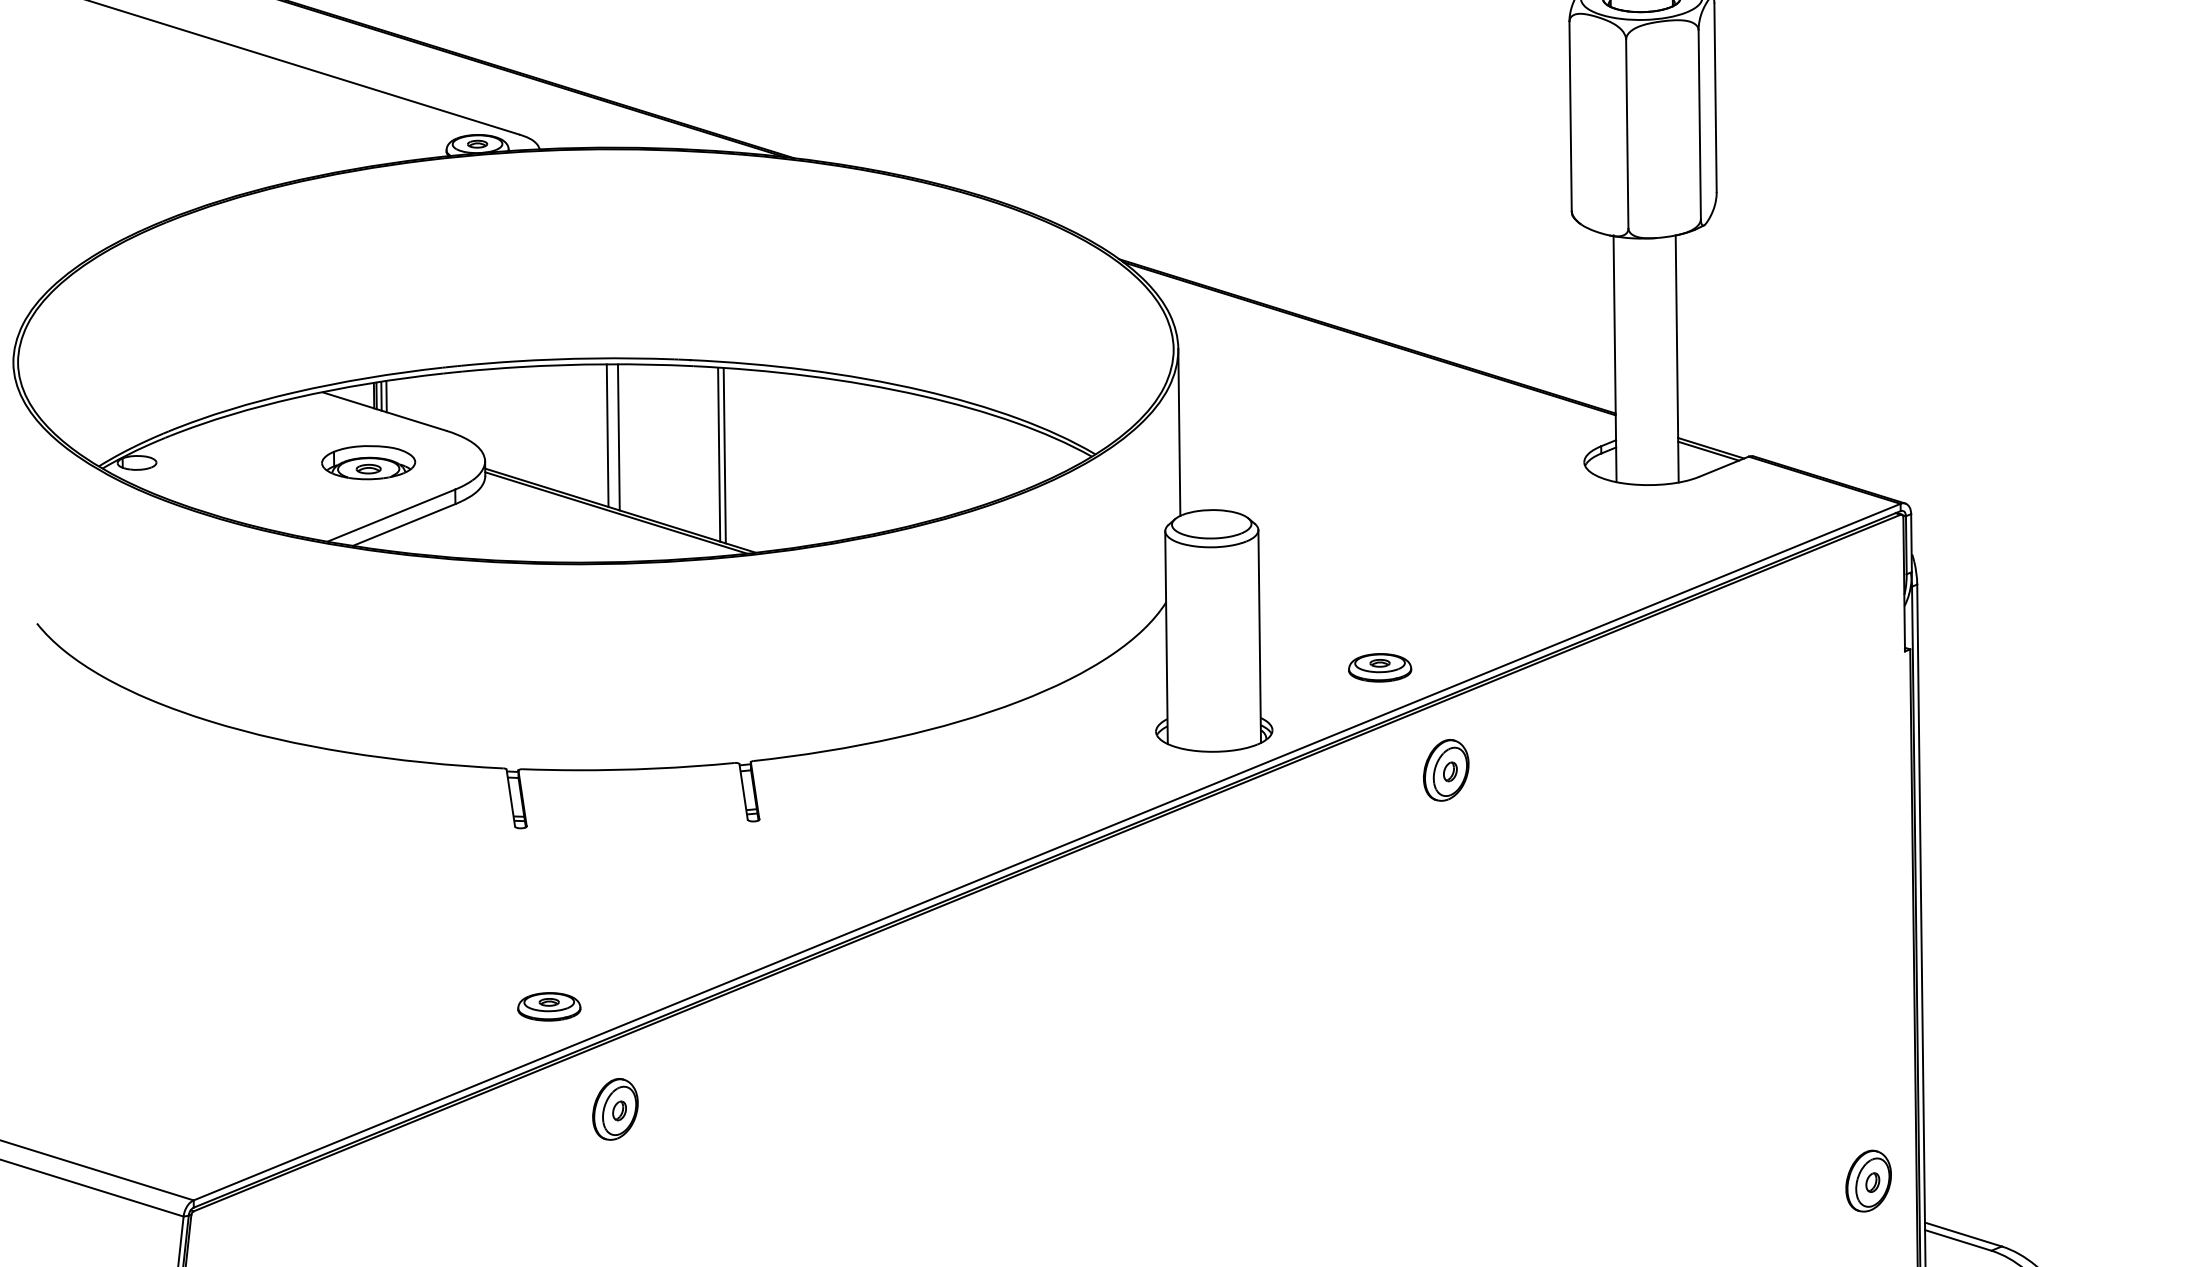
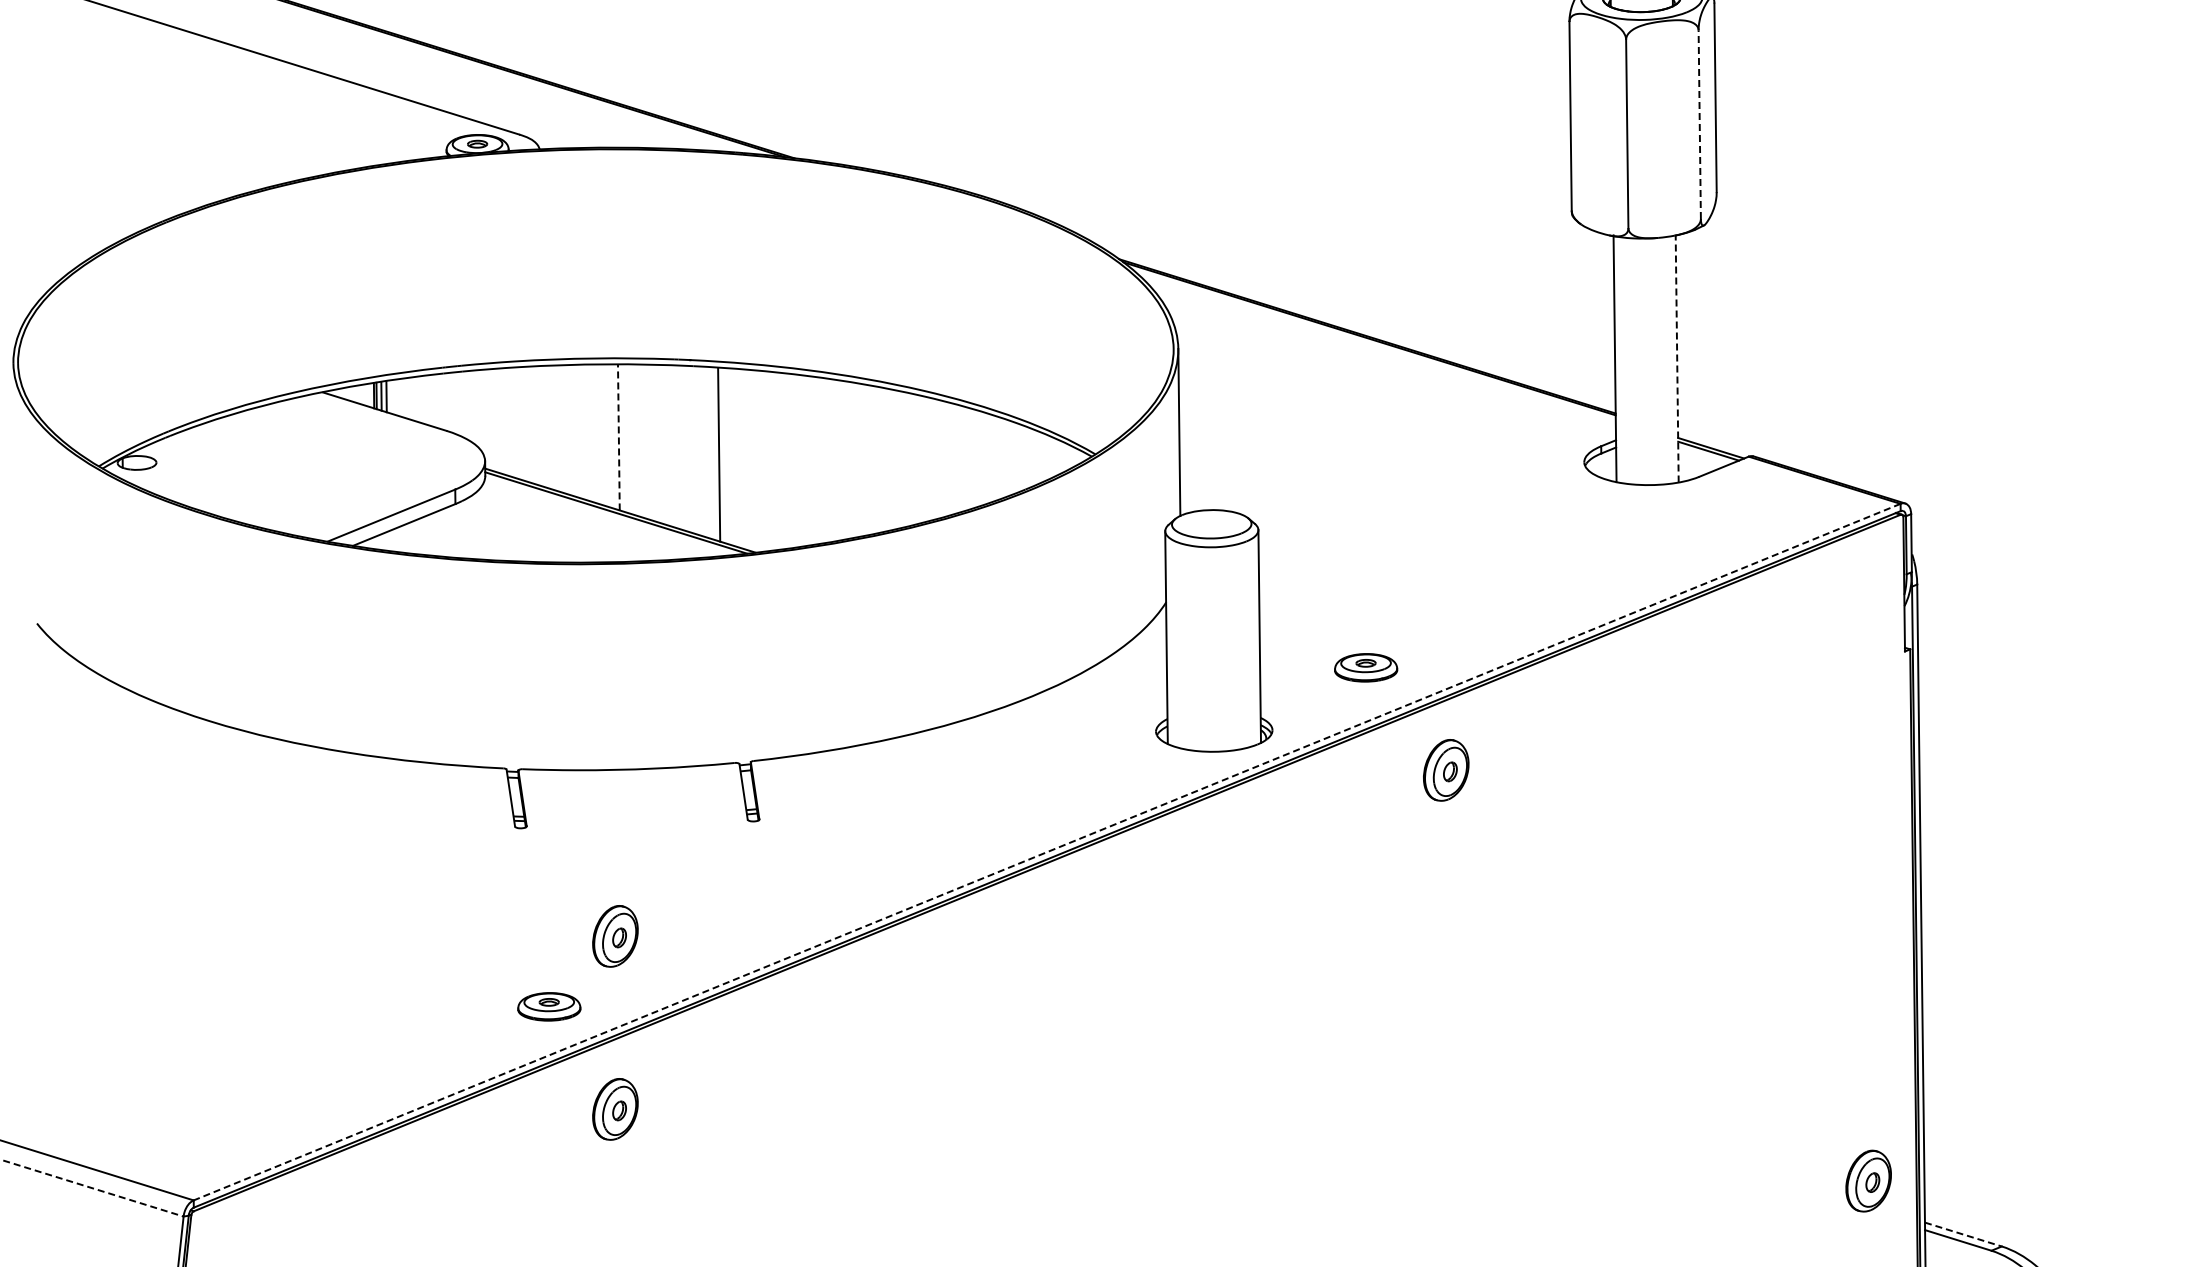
line: solid -> dashed (1699, 124)
line: solid -> dashed (1677, 358)
line: present -> none (607, 435)
line: solid -> dashed (618, 437)
line: present -> none (724, 455)
part: present -> none (368, 462)
part position: (1380, 667) -> (1366, 667) (1366, 667)
line: solid -> dashed (1047, 852)
part: none -> present (615, 936)
line: solid -> dashed (92, 1188)
line: solid -> dashed (1963, 1234)
